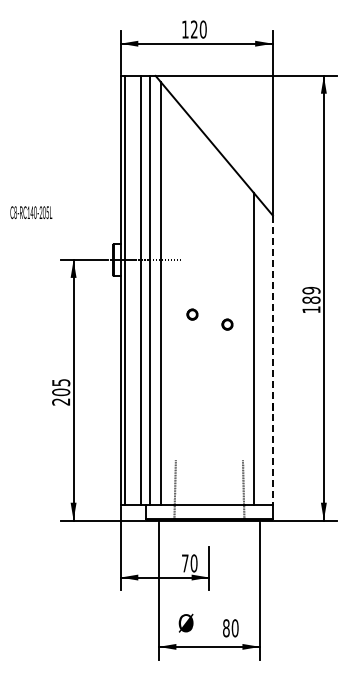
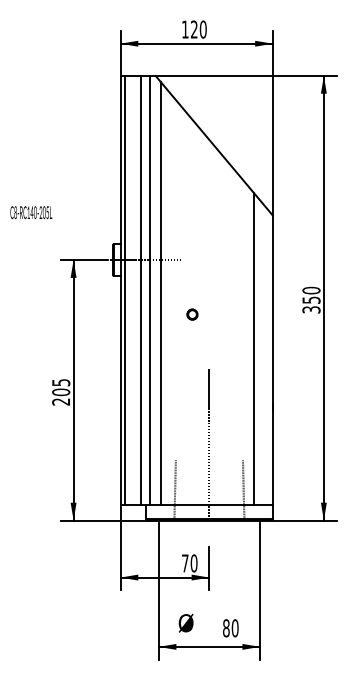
text: 189 -> 350 (311, 300)
circle: present -> none (227, 324)
line: dashed -> solid (272, 360)
line: none -> present (209, 444)
